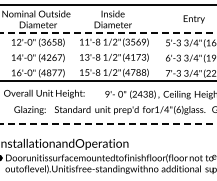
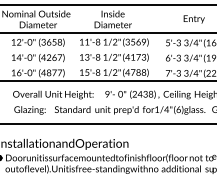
line: dashed -> solid (108, 33)
text position: (44, 93) -> (53, 94) (53, 94)
line: dashed -> solid (108, 123)
